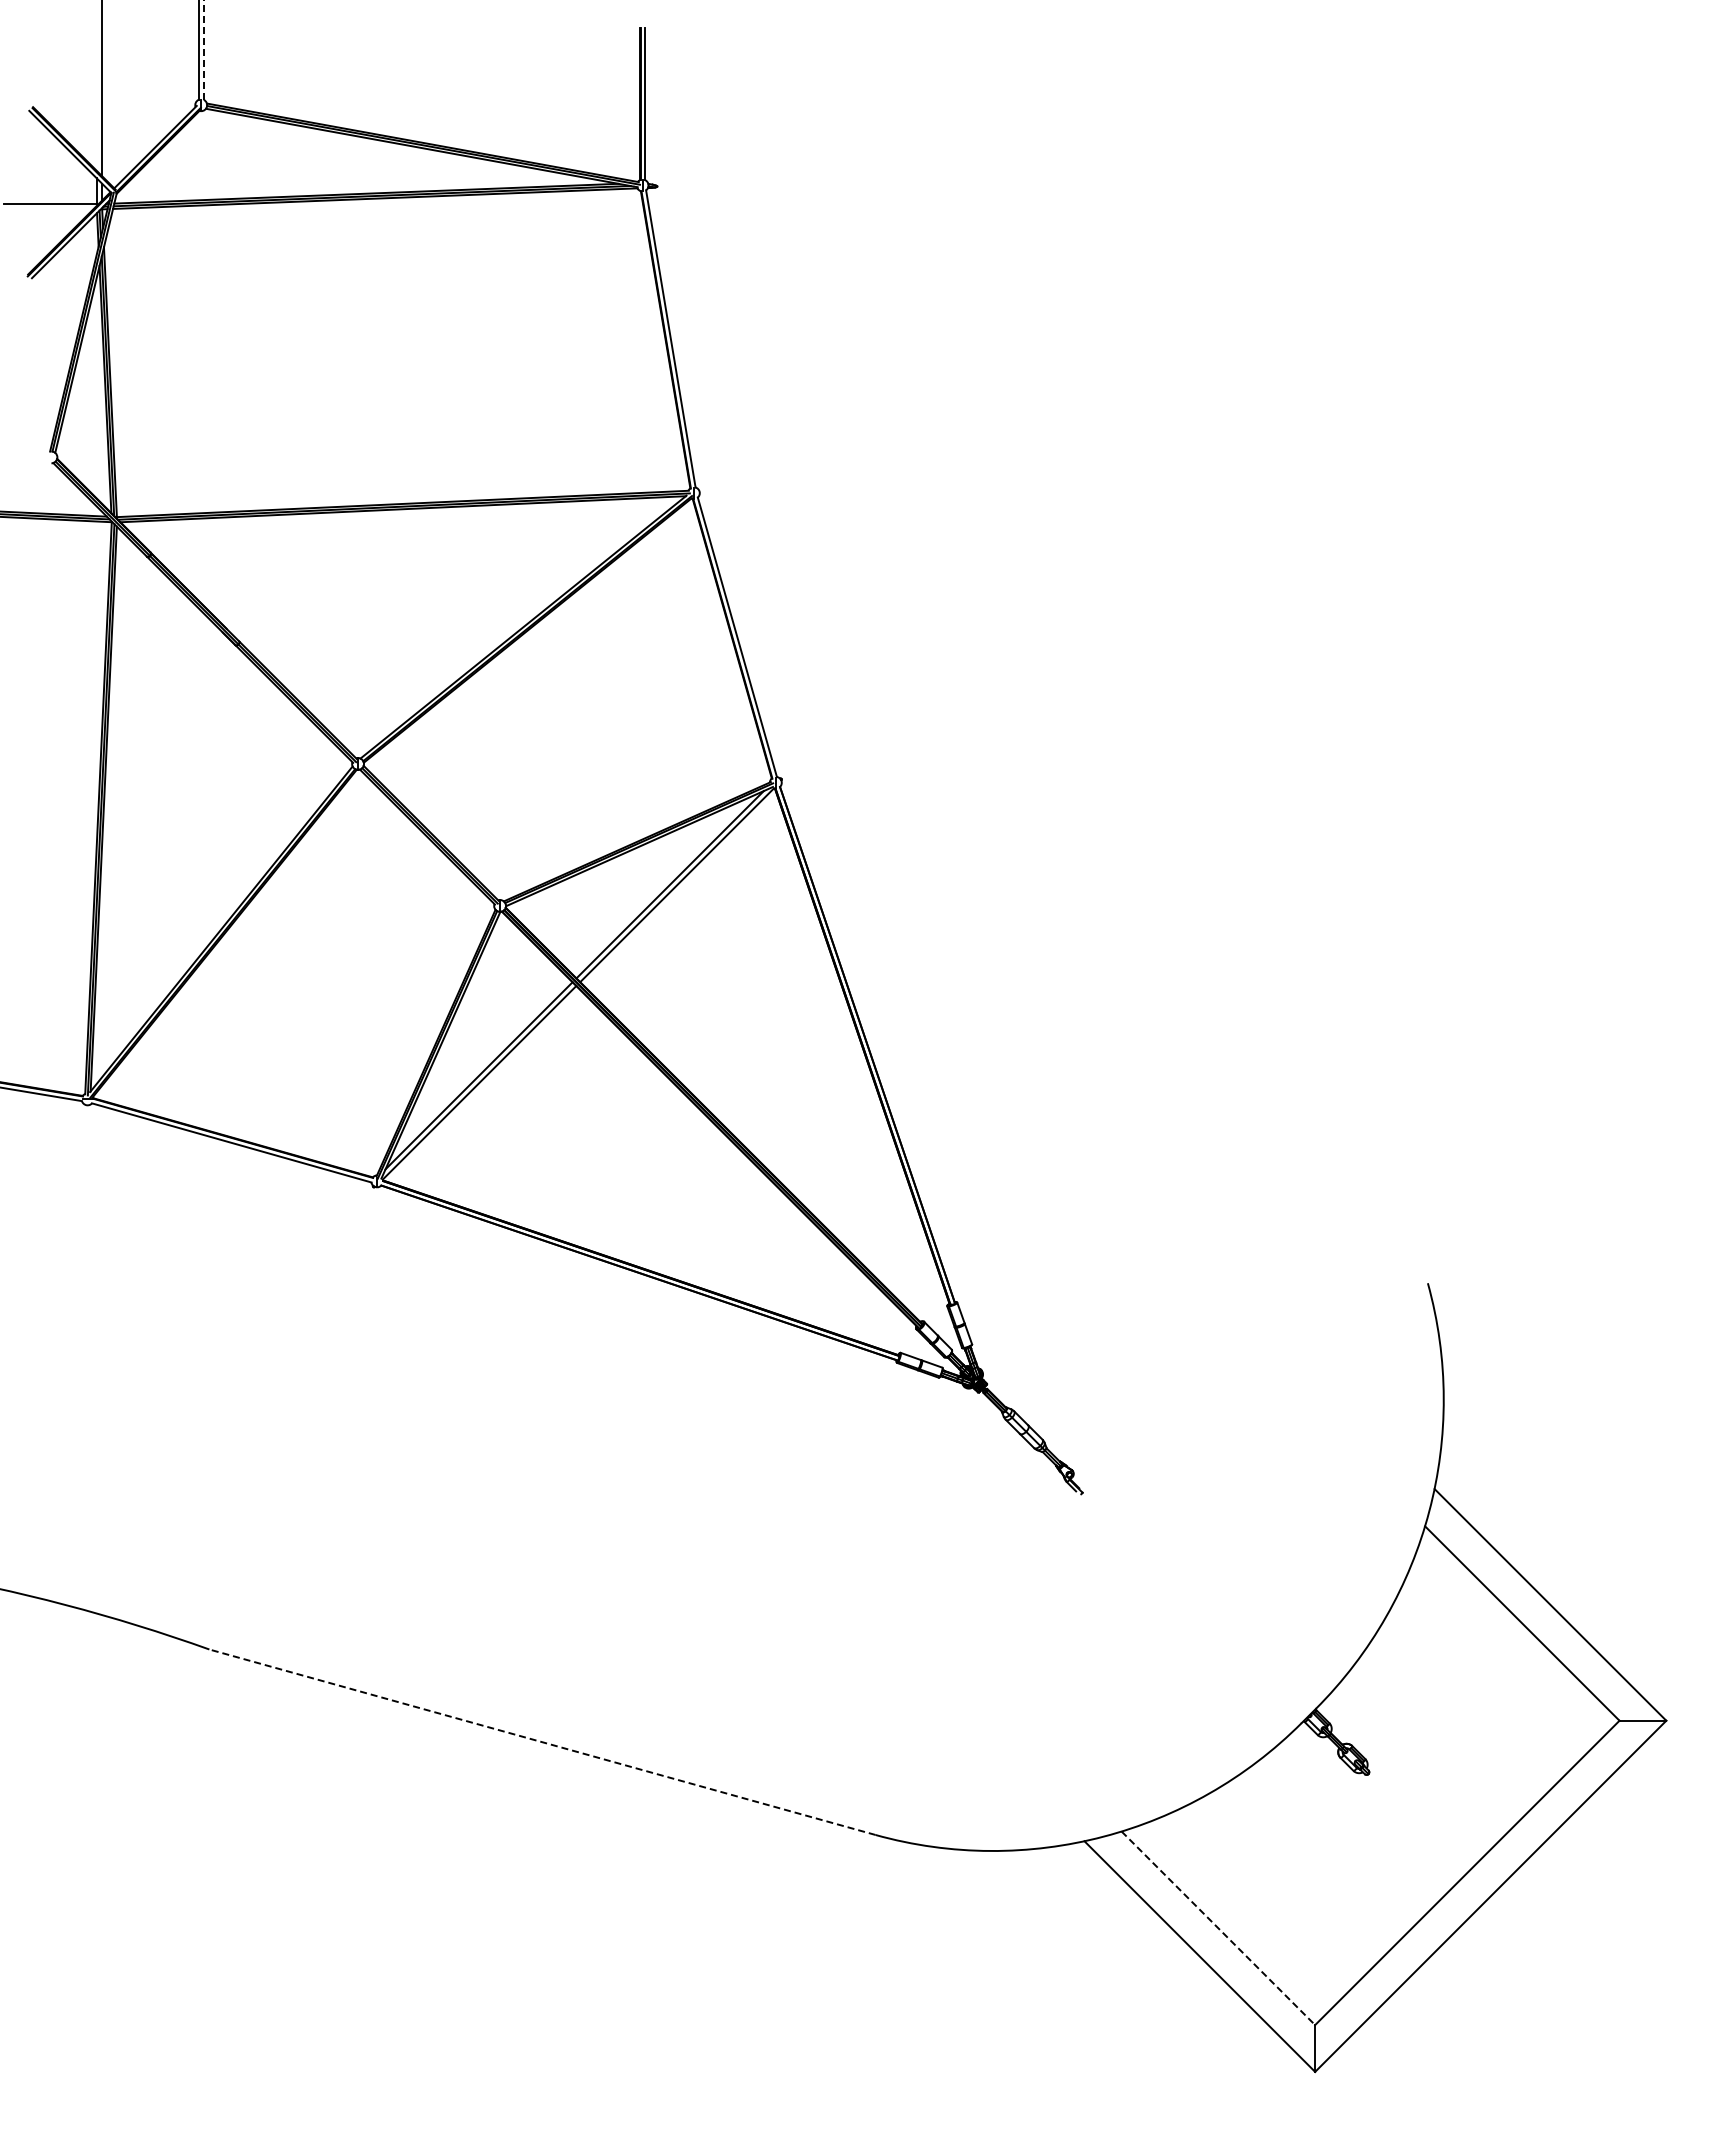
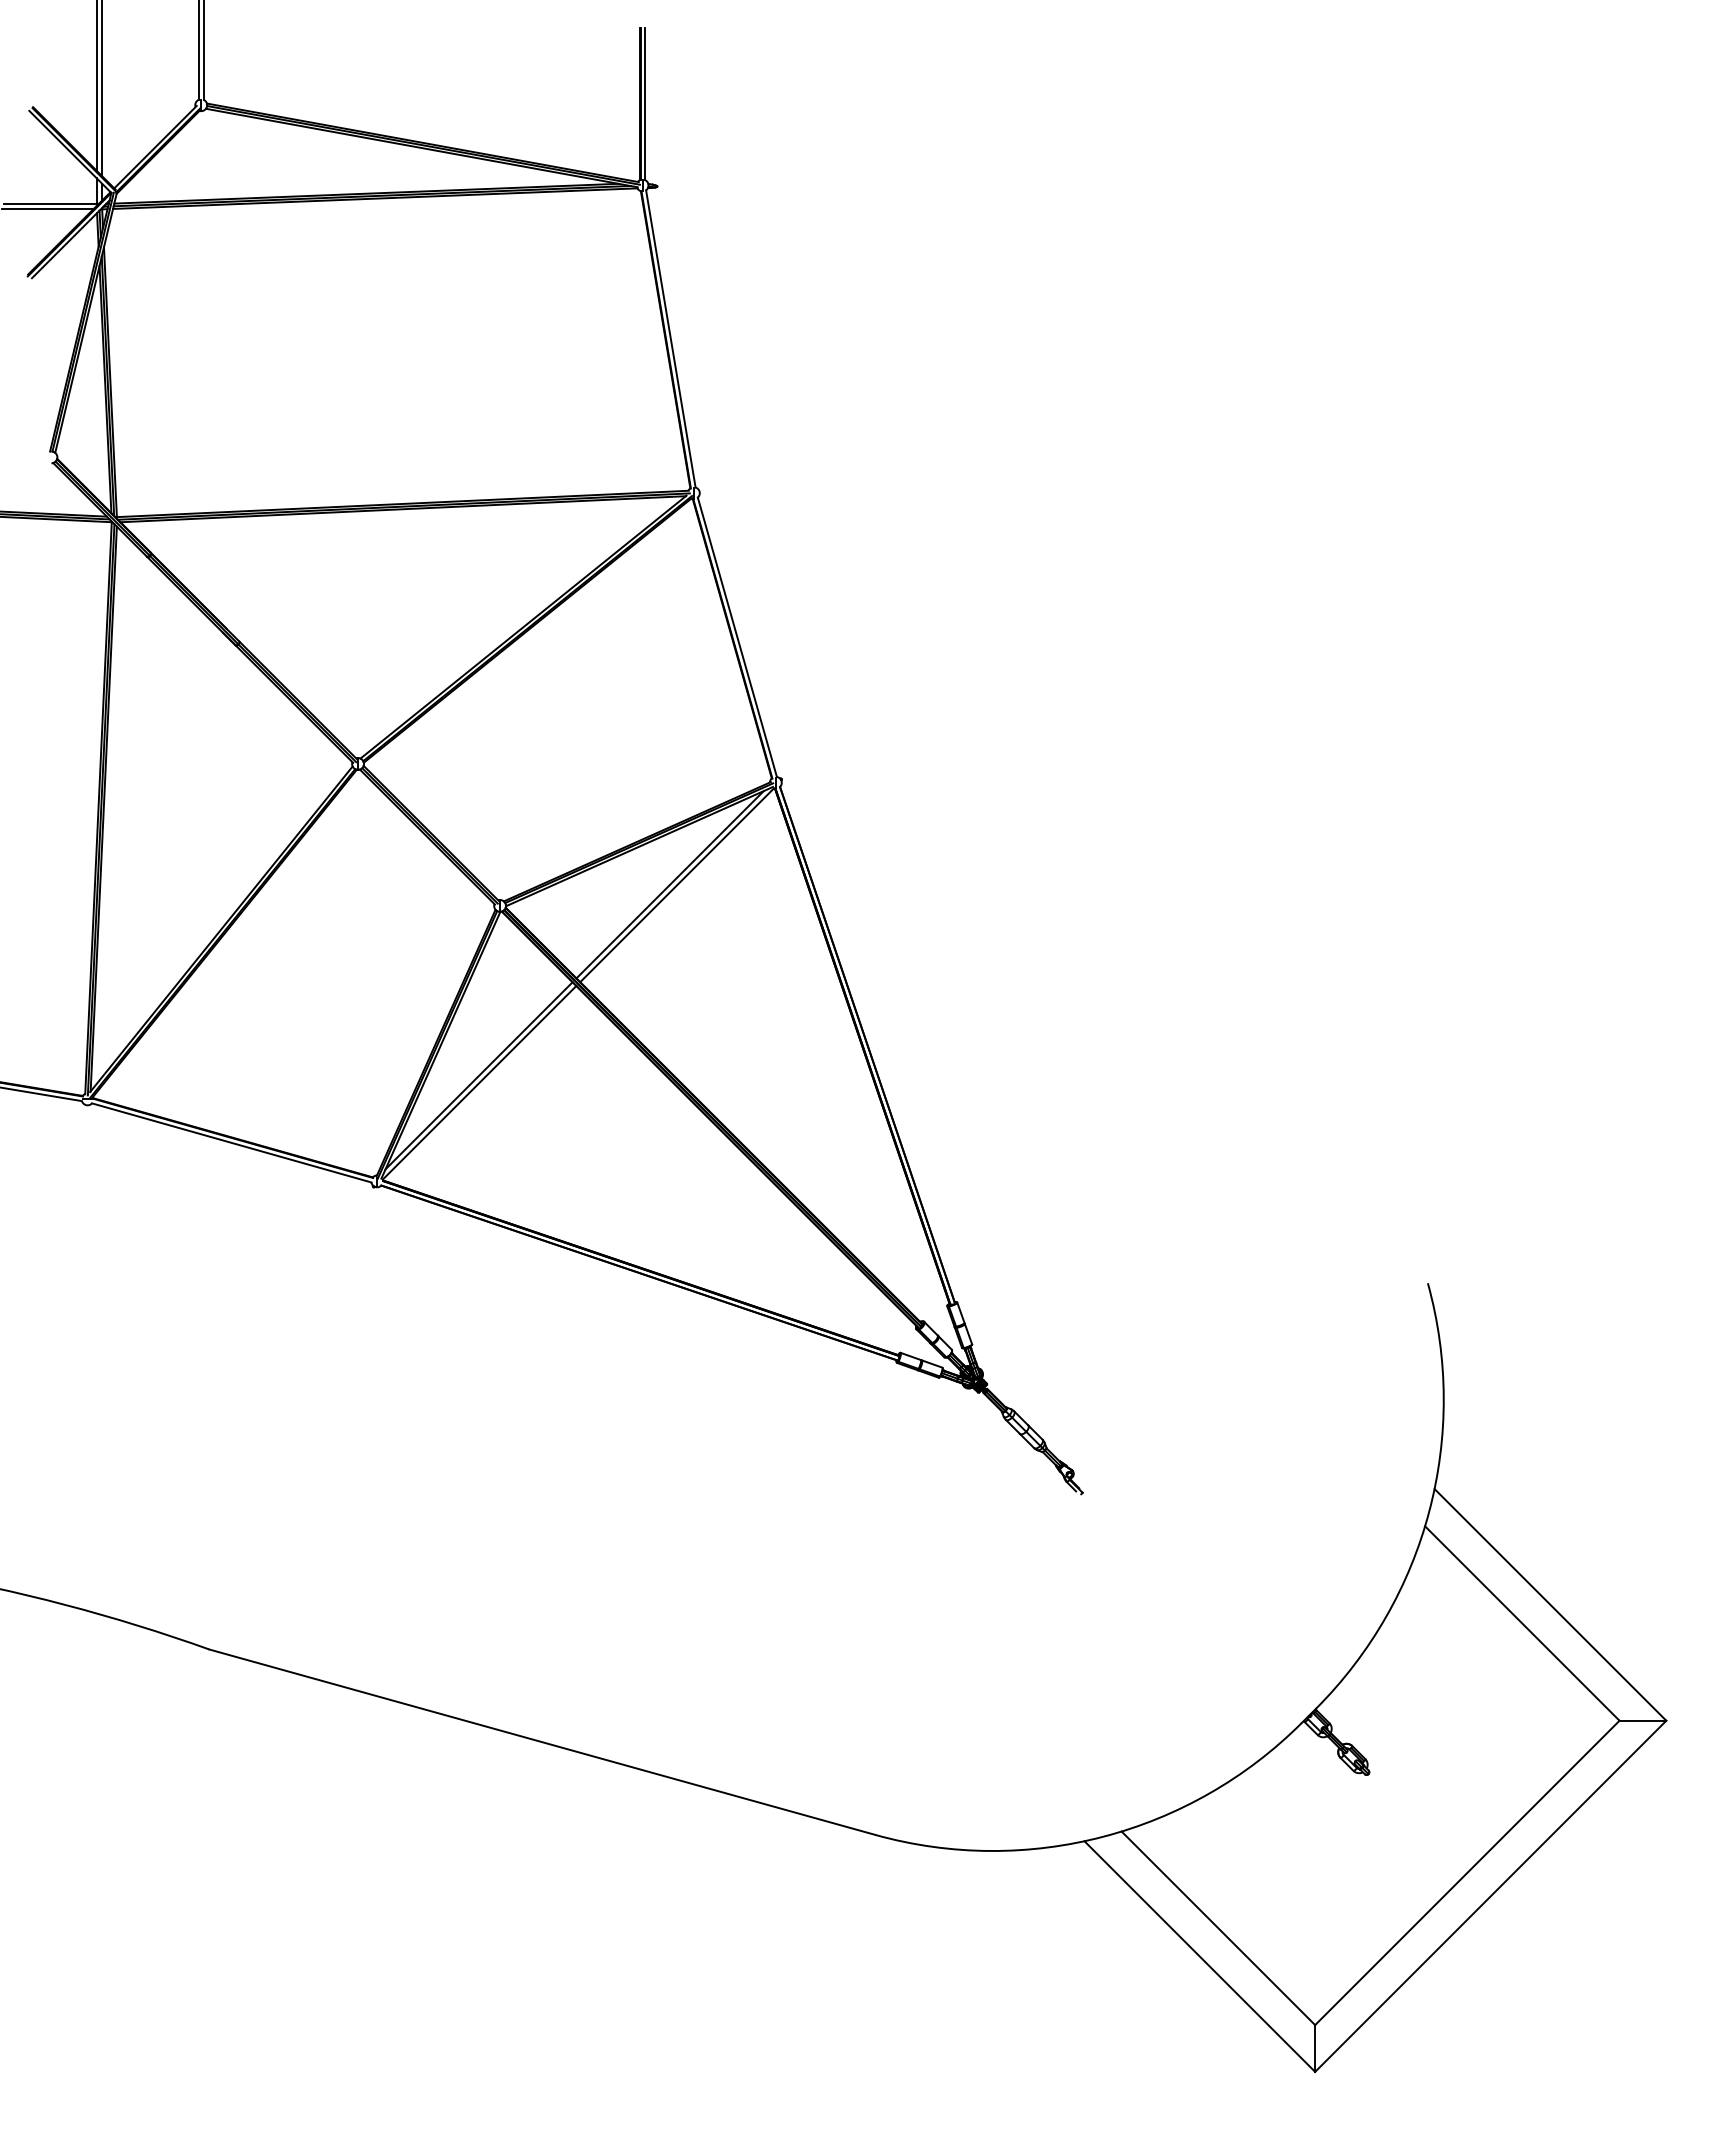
line: dashed -> solid (203, 50)
line: none -> present (96, 86)
line: none -> present (47, 209)
line: dashed -> solid (542, 1742)
line: dashed -> solid (1218, 1928)
